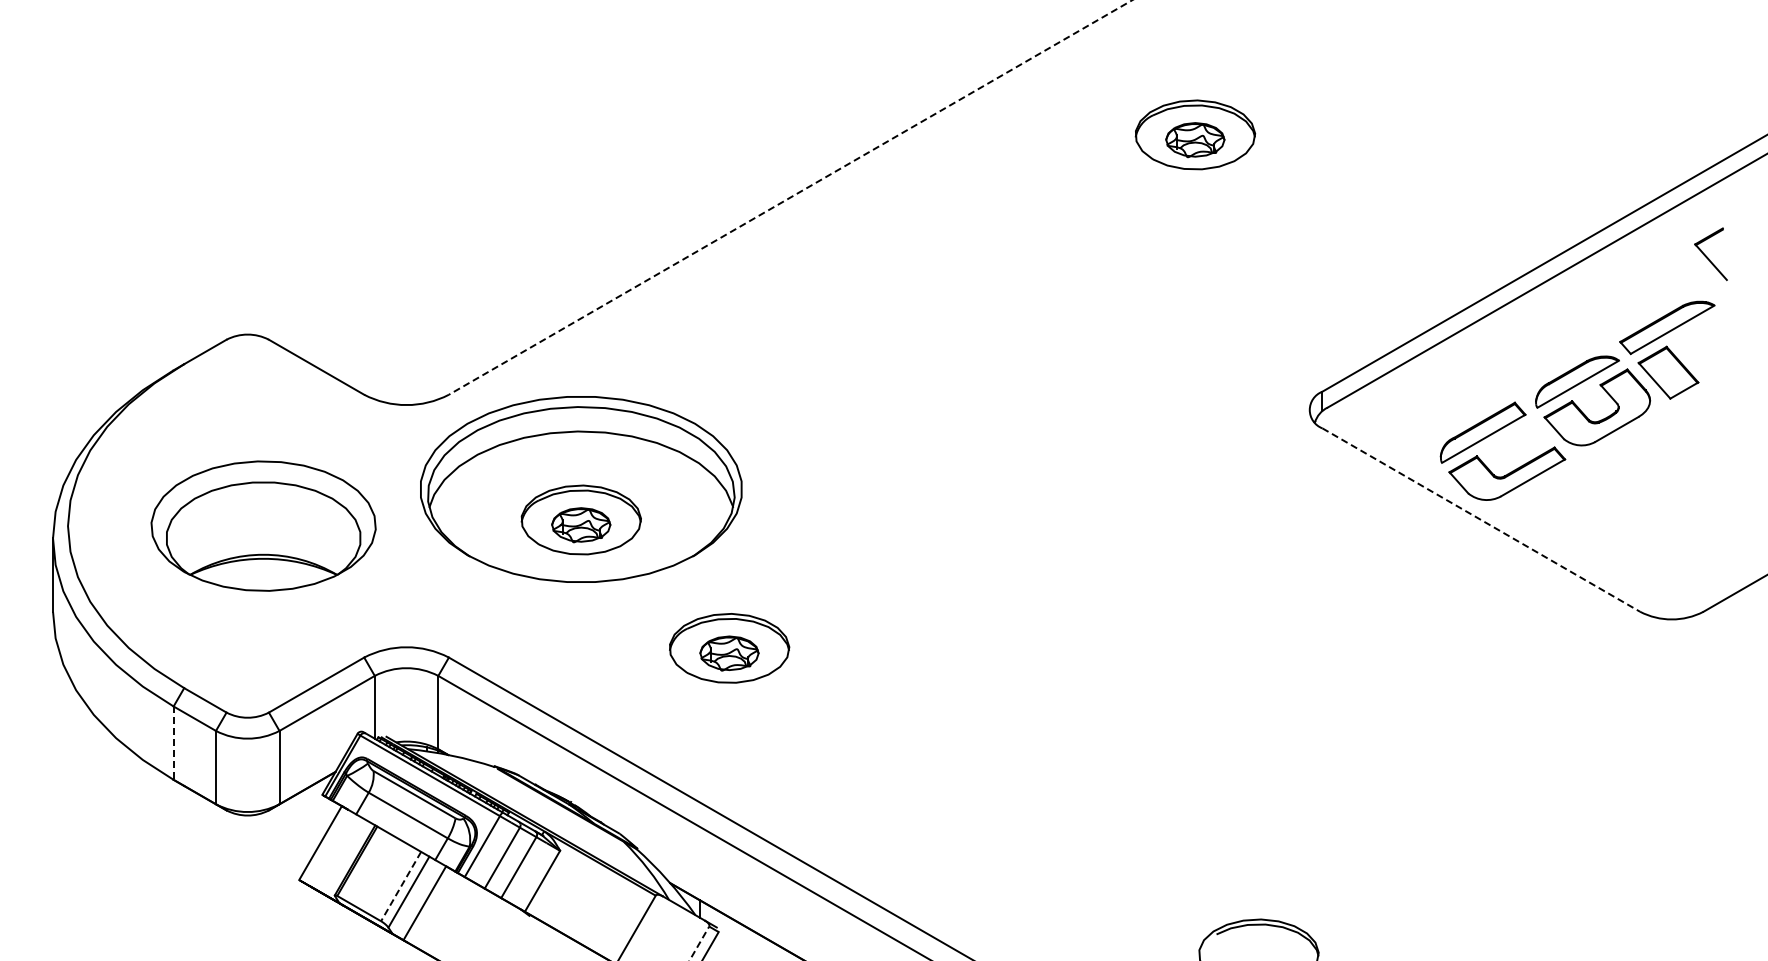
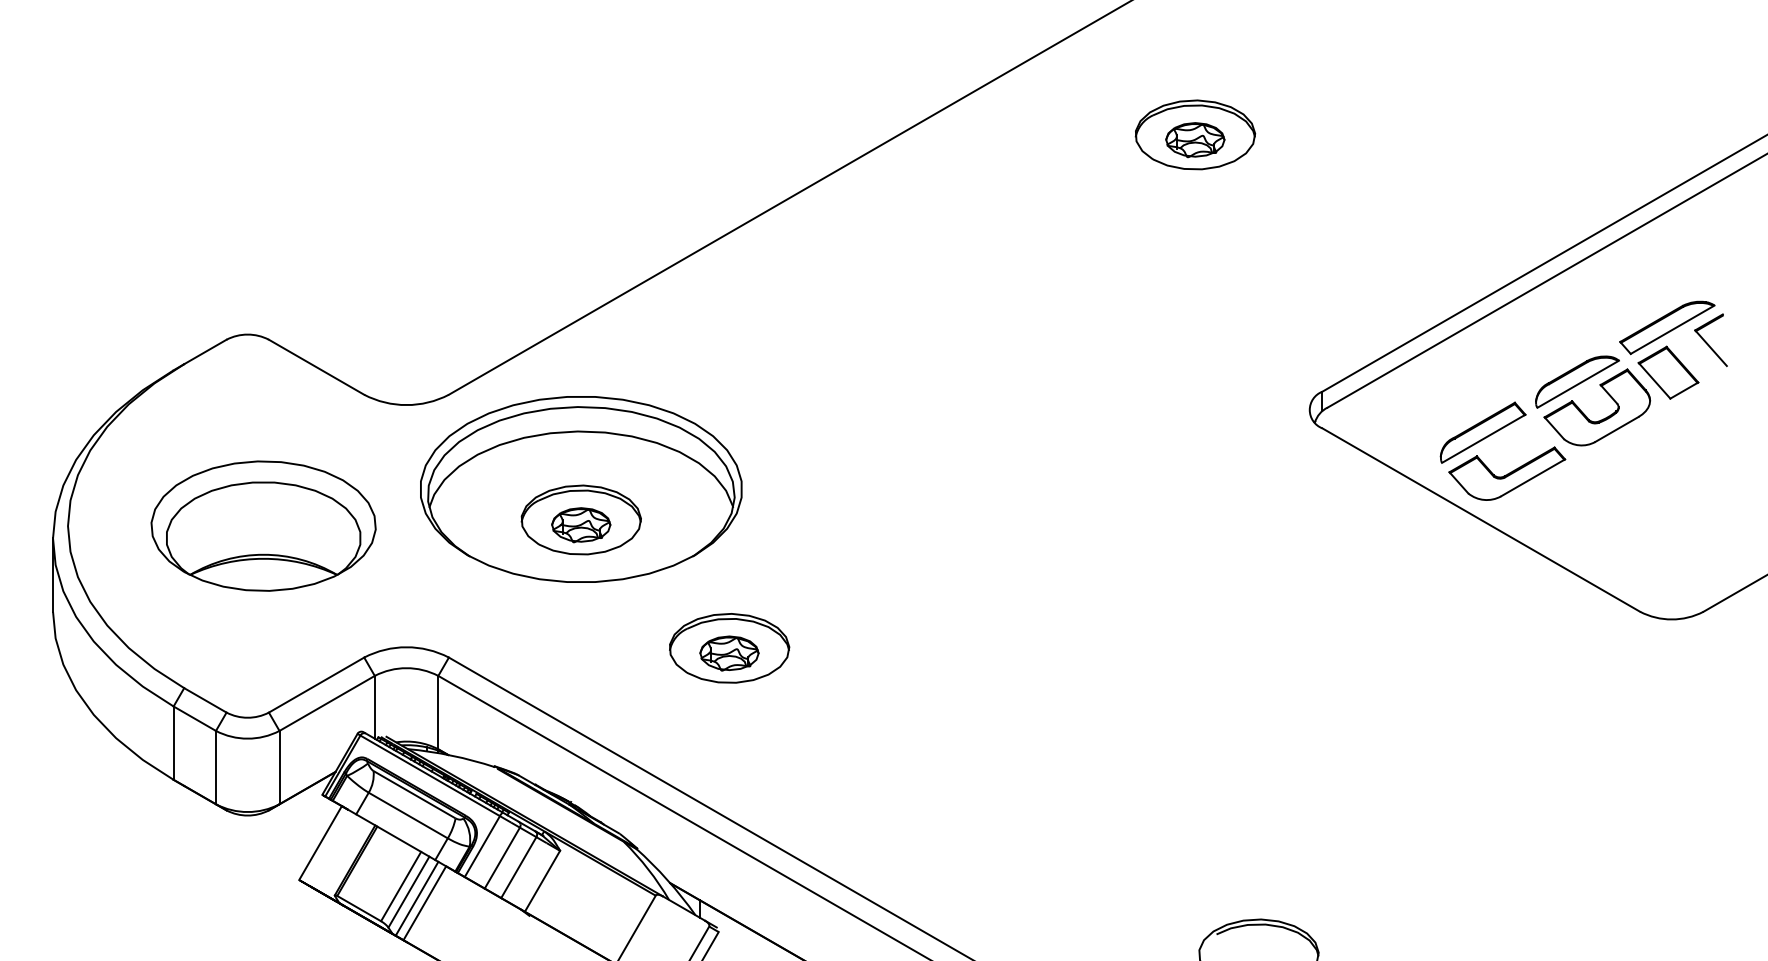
line: dashed -> solid (790, 197)
part position: (1710, 253) -> (1710, 339) (1710, 339)
line: dashed -> solid (1481, 520)
line: dashed -> solid (173, 743)
line: dashed -> solid (400, 887)
line: none -> present (416, 898)
line: dashed -> solid (699, 943)
